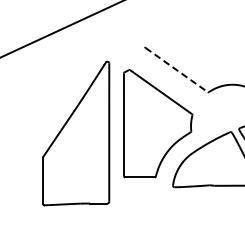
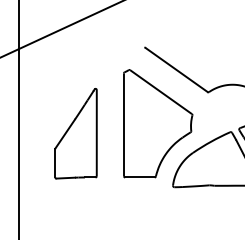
line: dashed -> solid (177, 70)
line: none -> present (18, 119)
part size: 69x147 px -> 44x92 px (75, 133)
